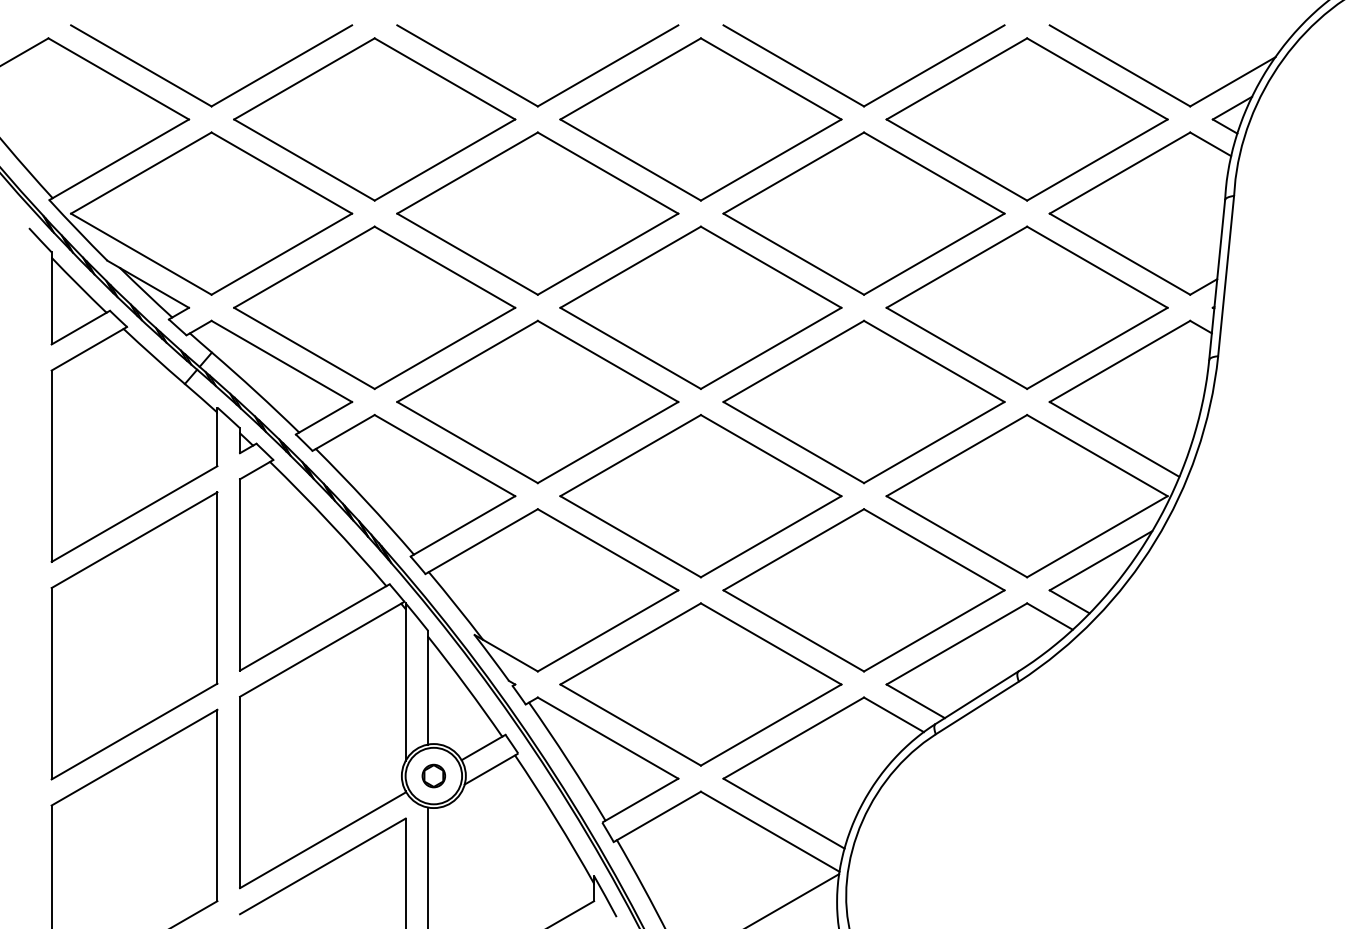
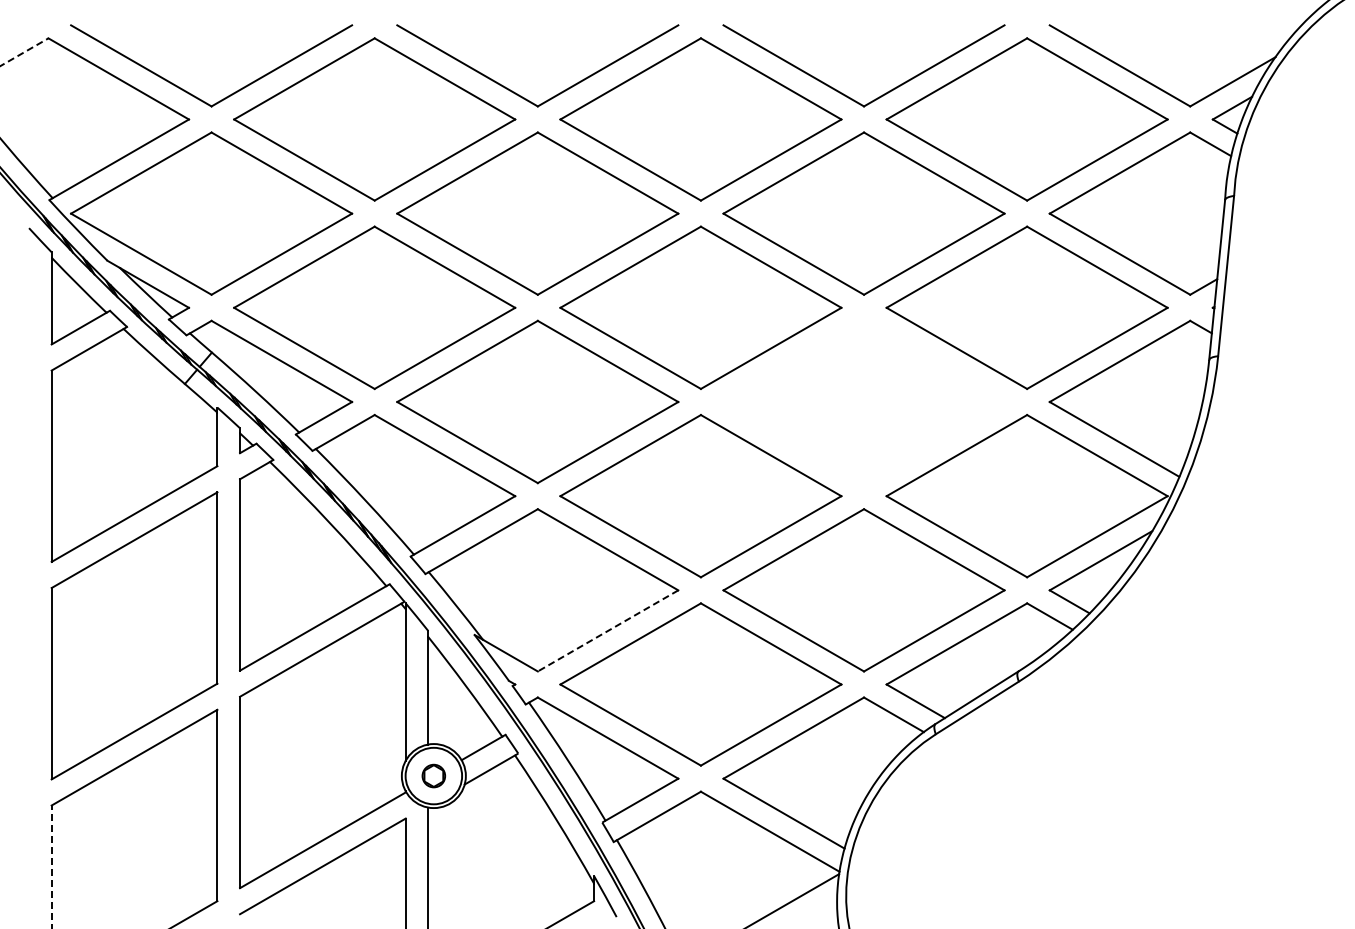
line: solid -> dashed (24, 52)
part: present -> none (863, 401)
line: solid -> dashed (607, 631)
line: solid -> dashed (51, 866)
